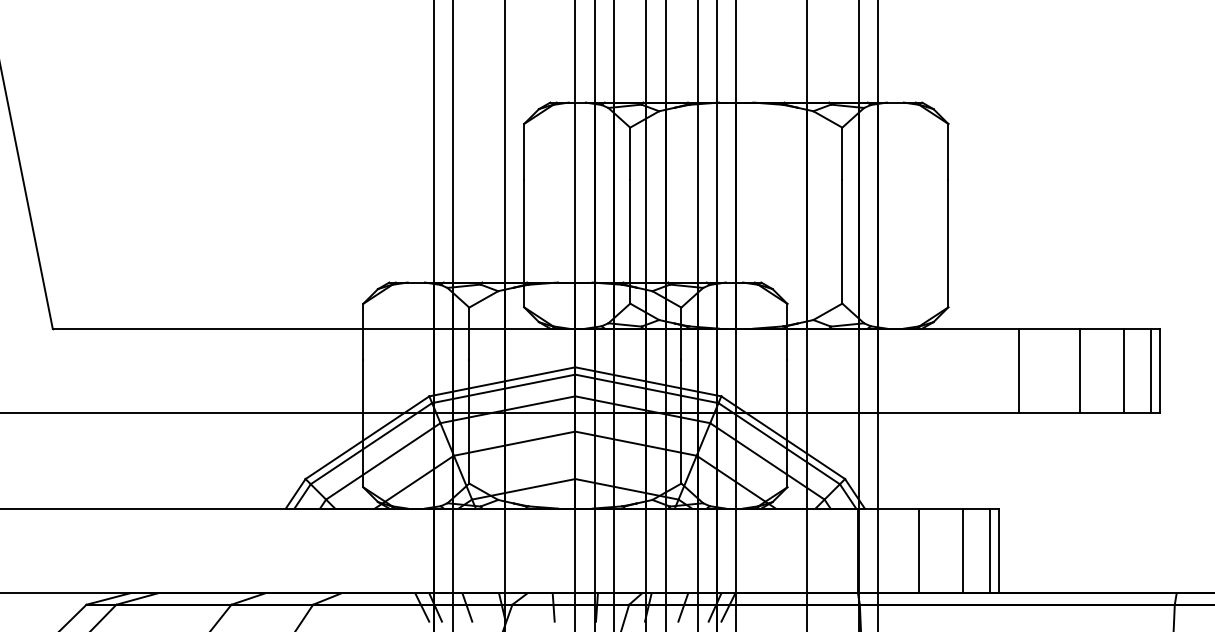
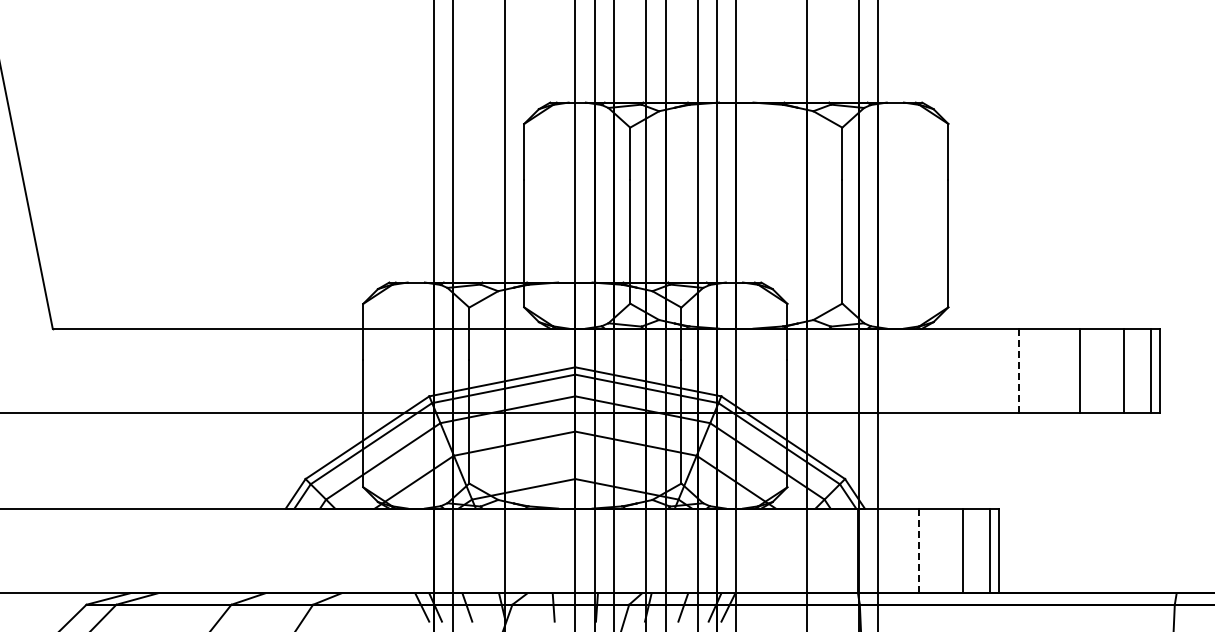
line: solid -> dashed (1018, 370)
line: solid -> dashed (918, 550)
